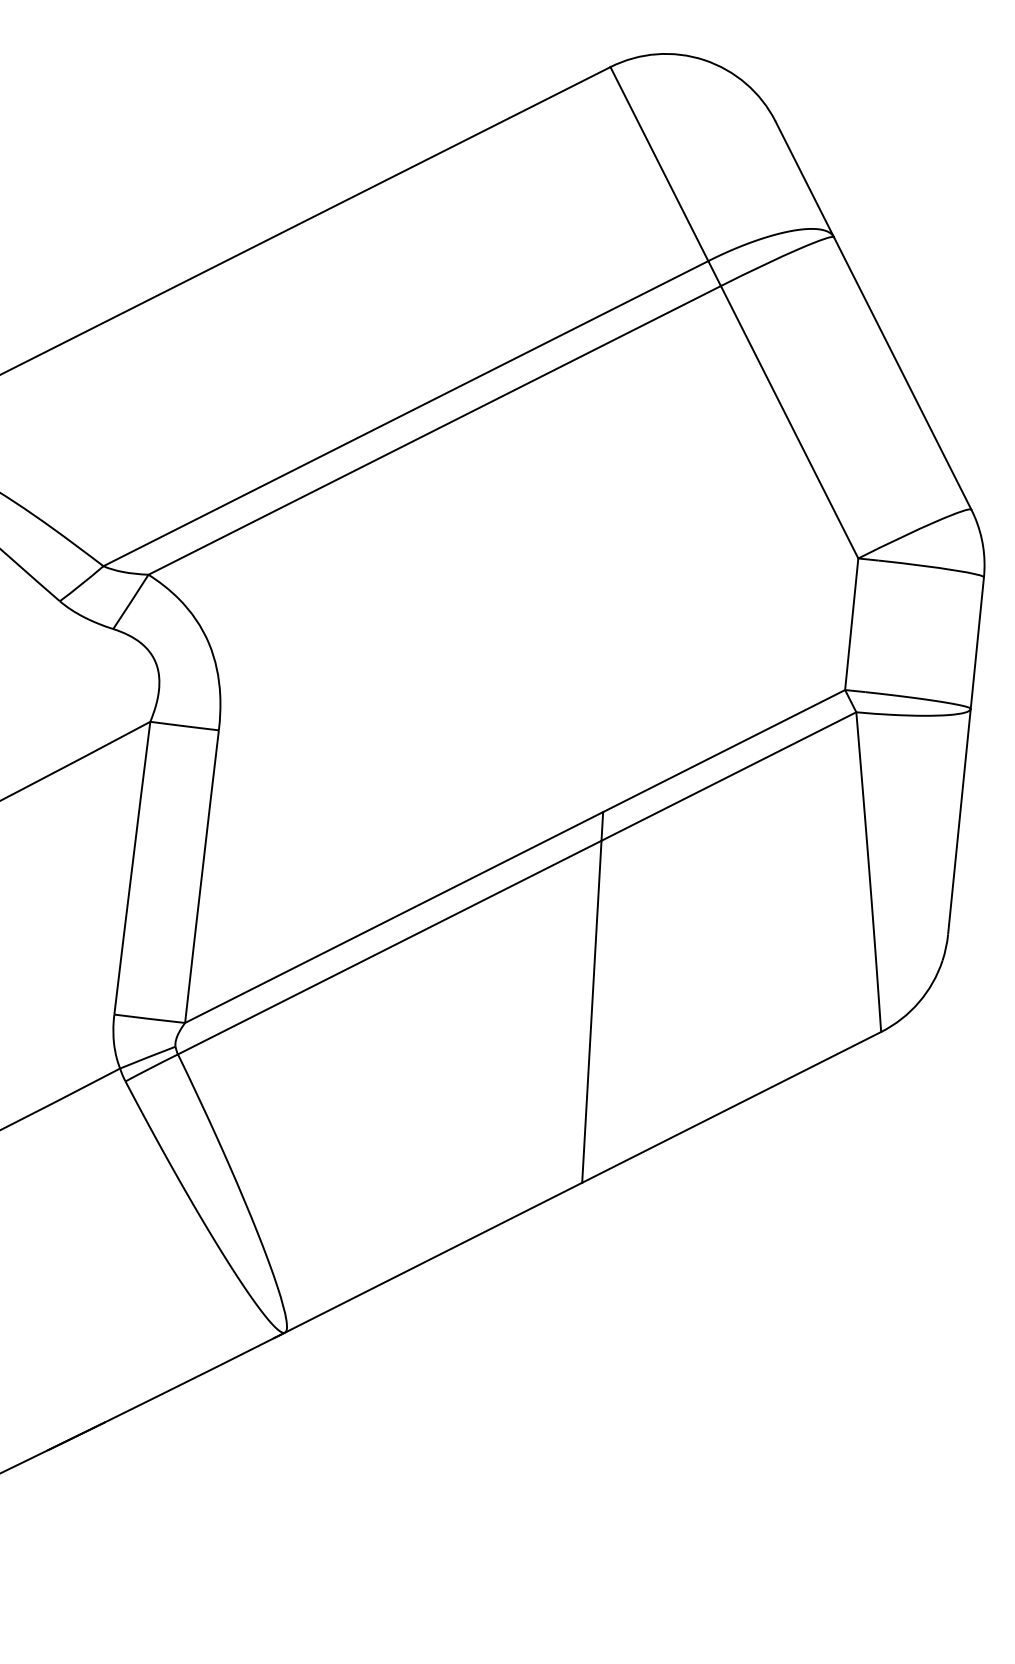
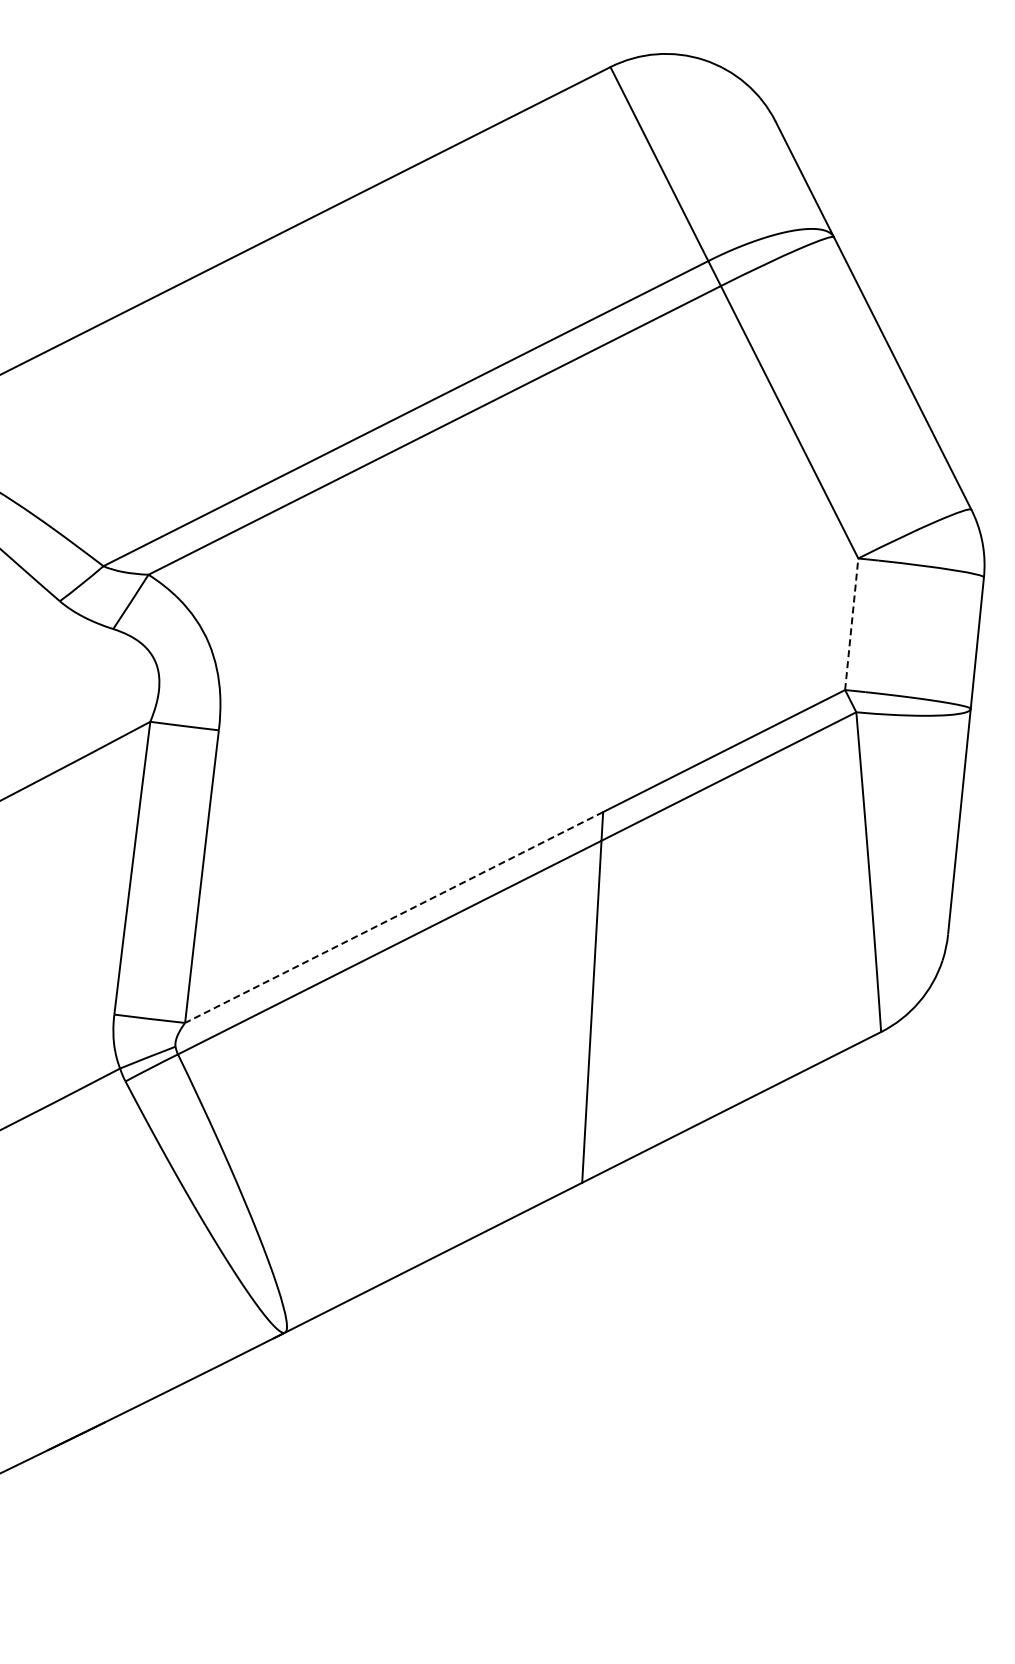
line: solid -> dashed (851, 623)
line: solid -> dashed (393, 917)
